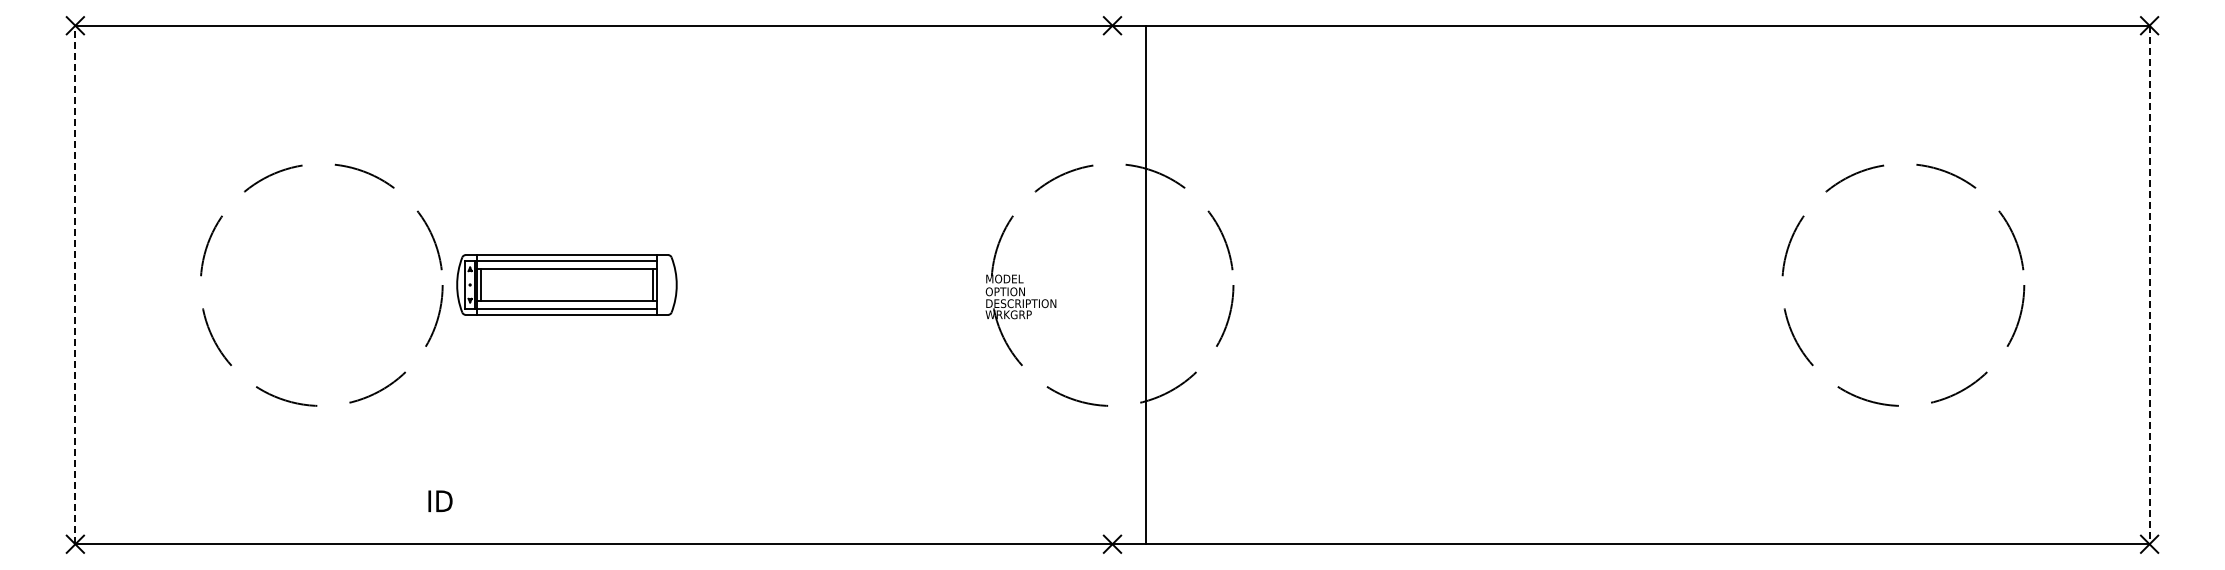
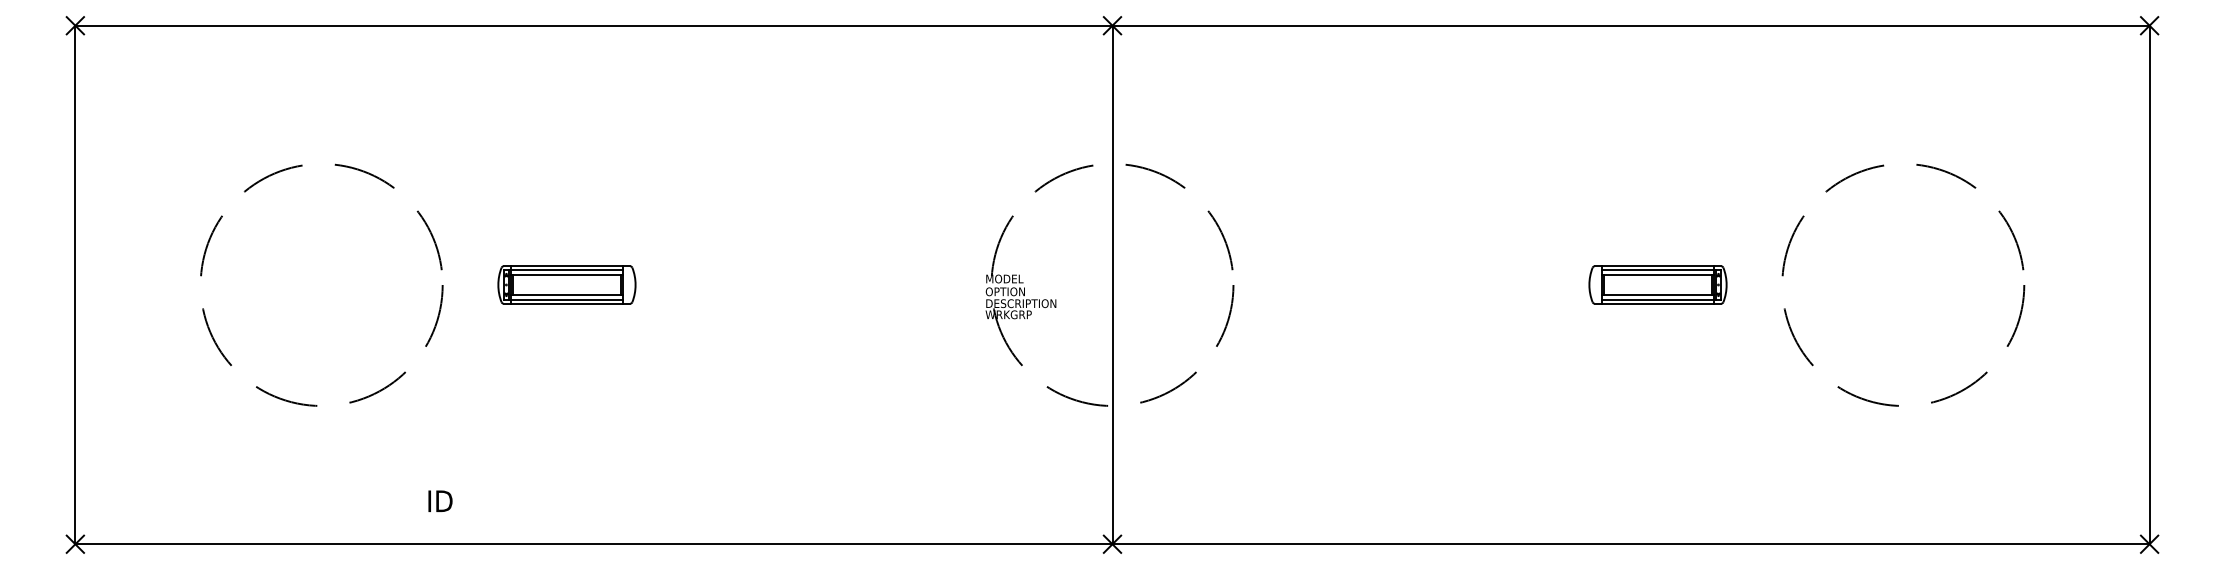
line: dashed -> solid (75, 284)
part size: 222x62 px -> 140x40 px (566, 284)
line position: (1145, 284) -> (1112, 284) (1112, 284)
part: none -> present (1657, 284)
line: dashed -> solid (2149, 285)
